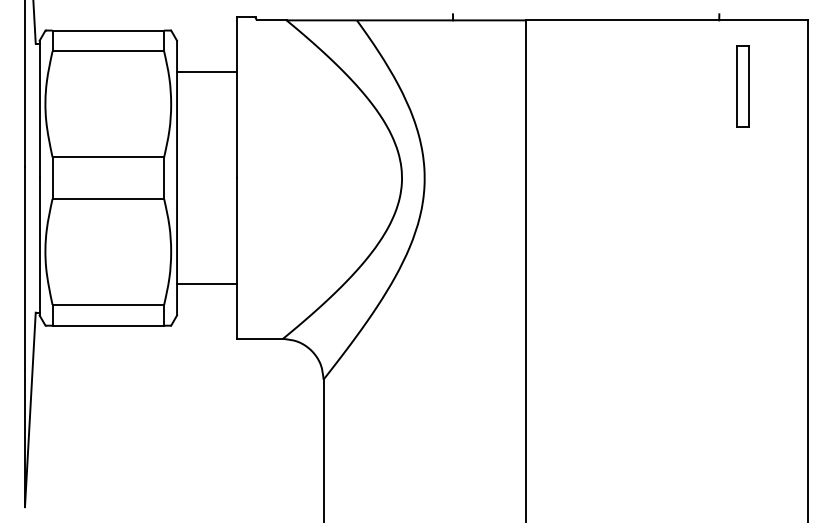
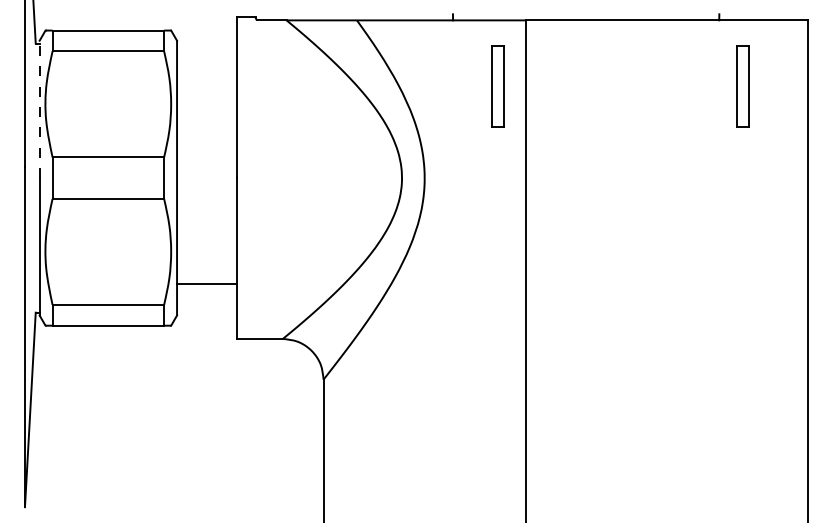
line: present -> none (207, 72)
part: none -> present (497, 86)
line: solid -> dashed (39, 109)
